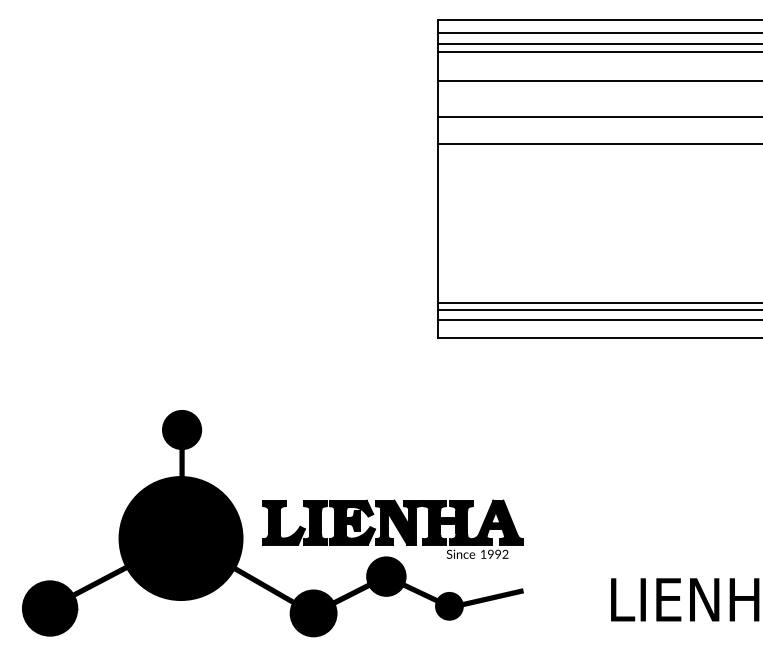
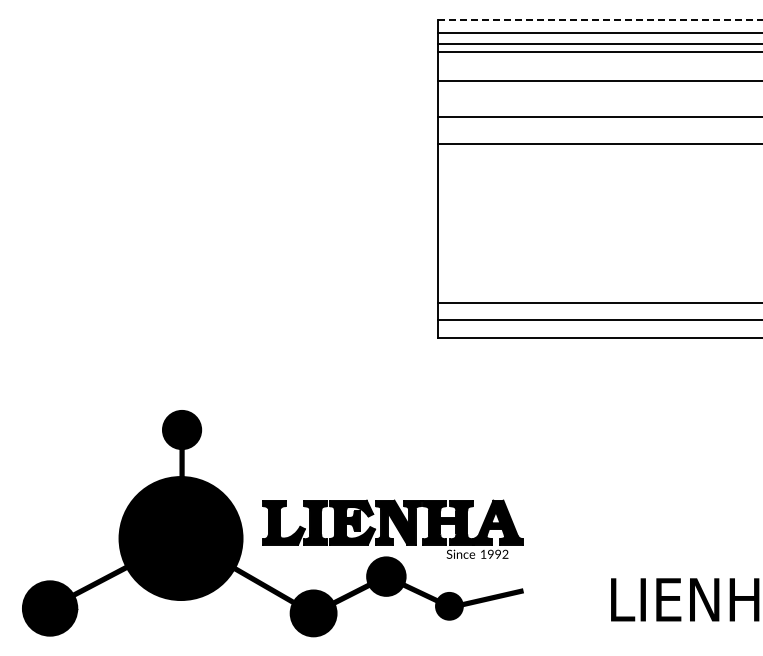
line: solid -> dashed (600, 19)
line: present -> none (598, 309)
